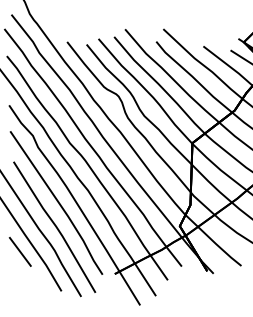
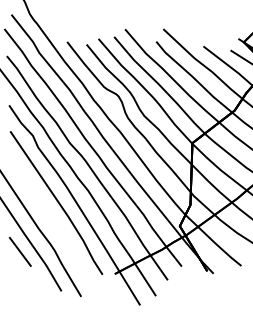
line: present -> none (54, 225)
